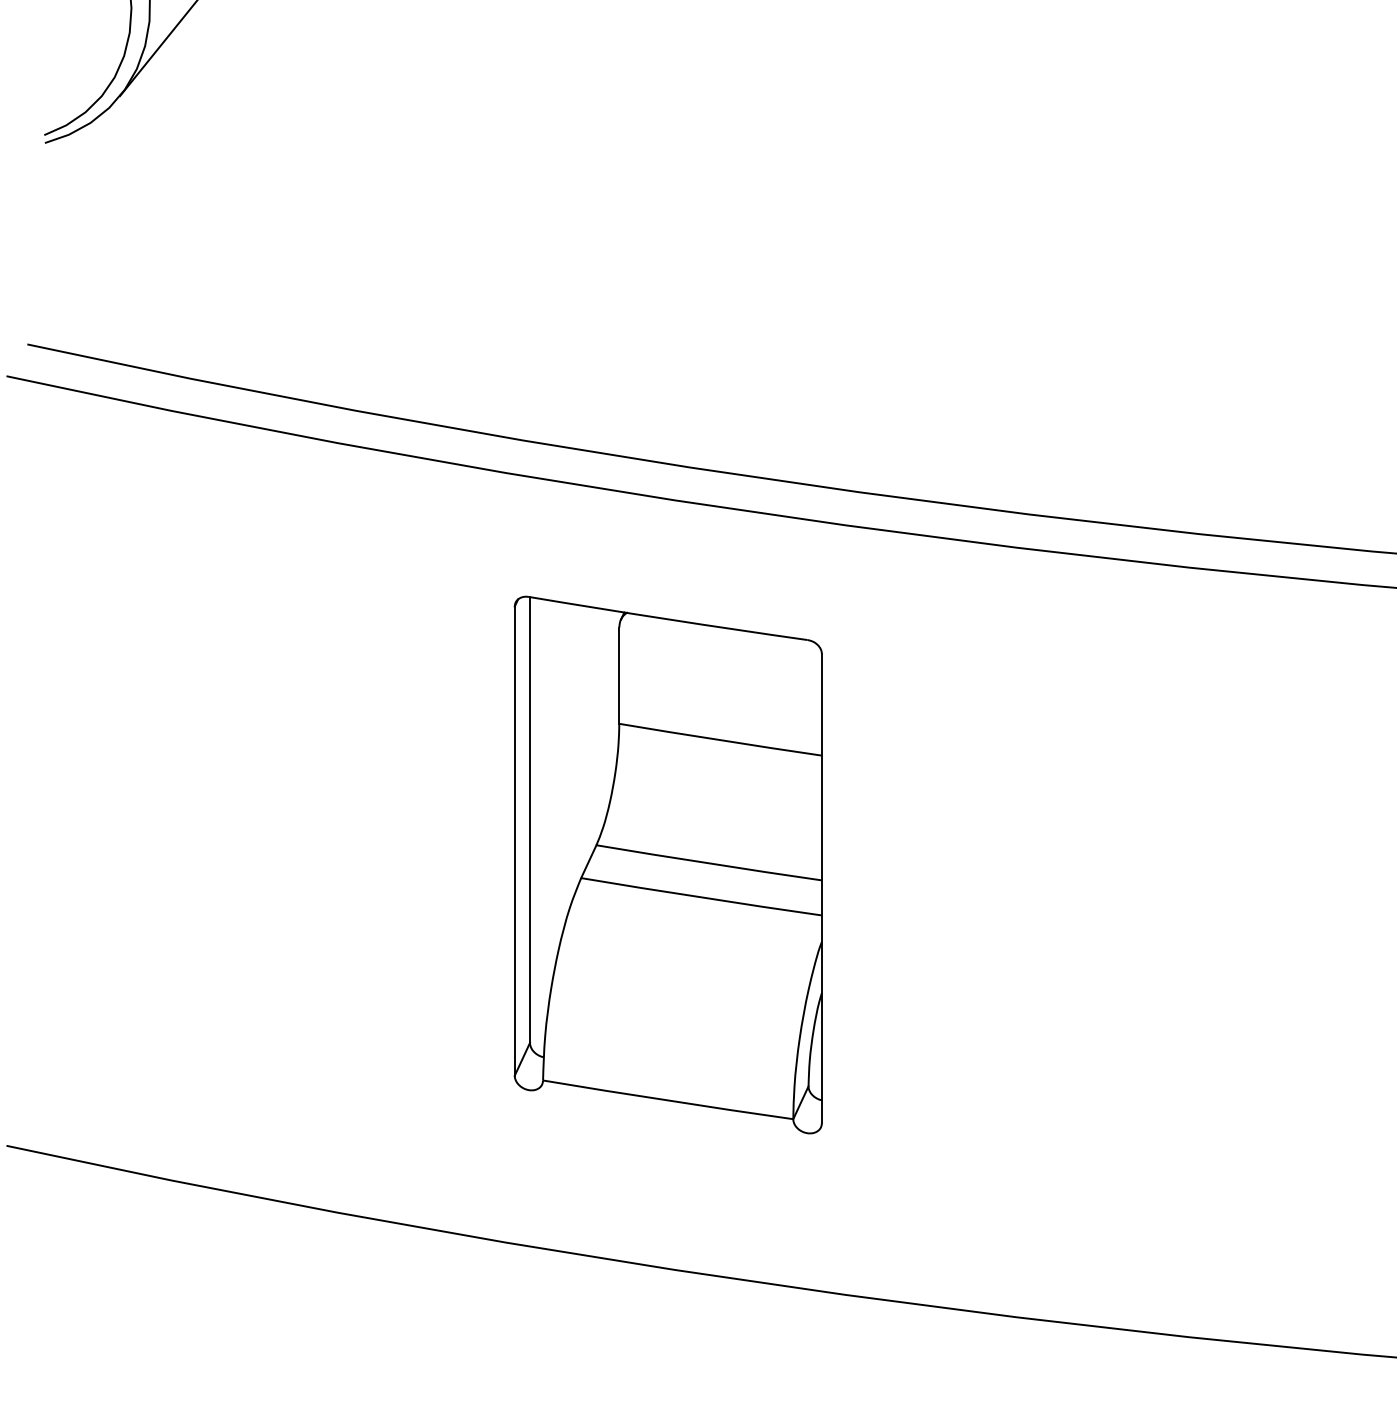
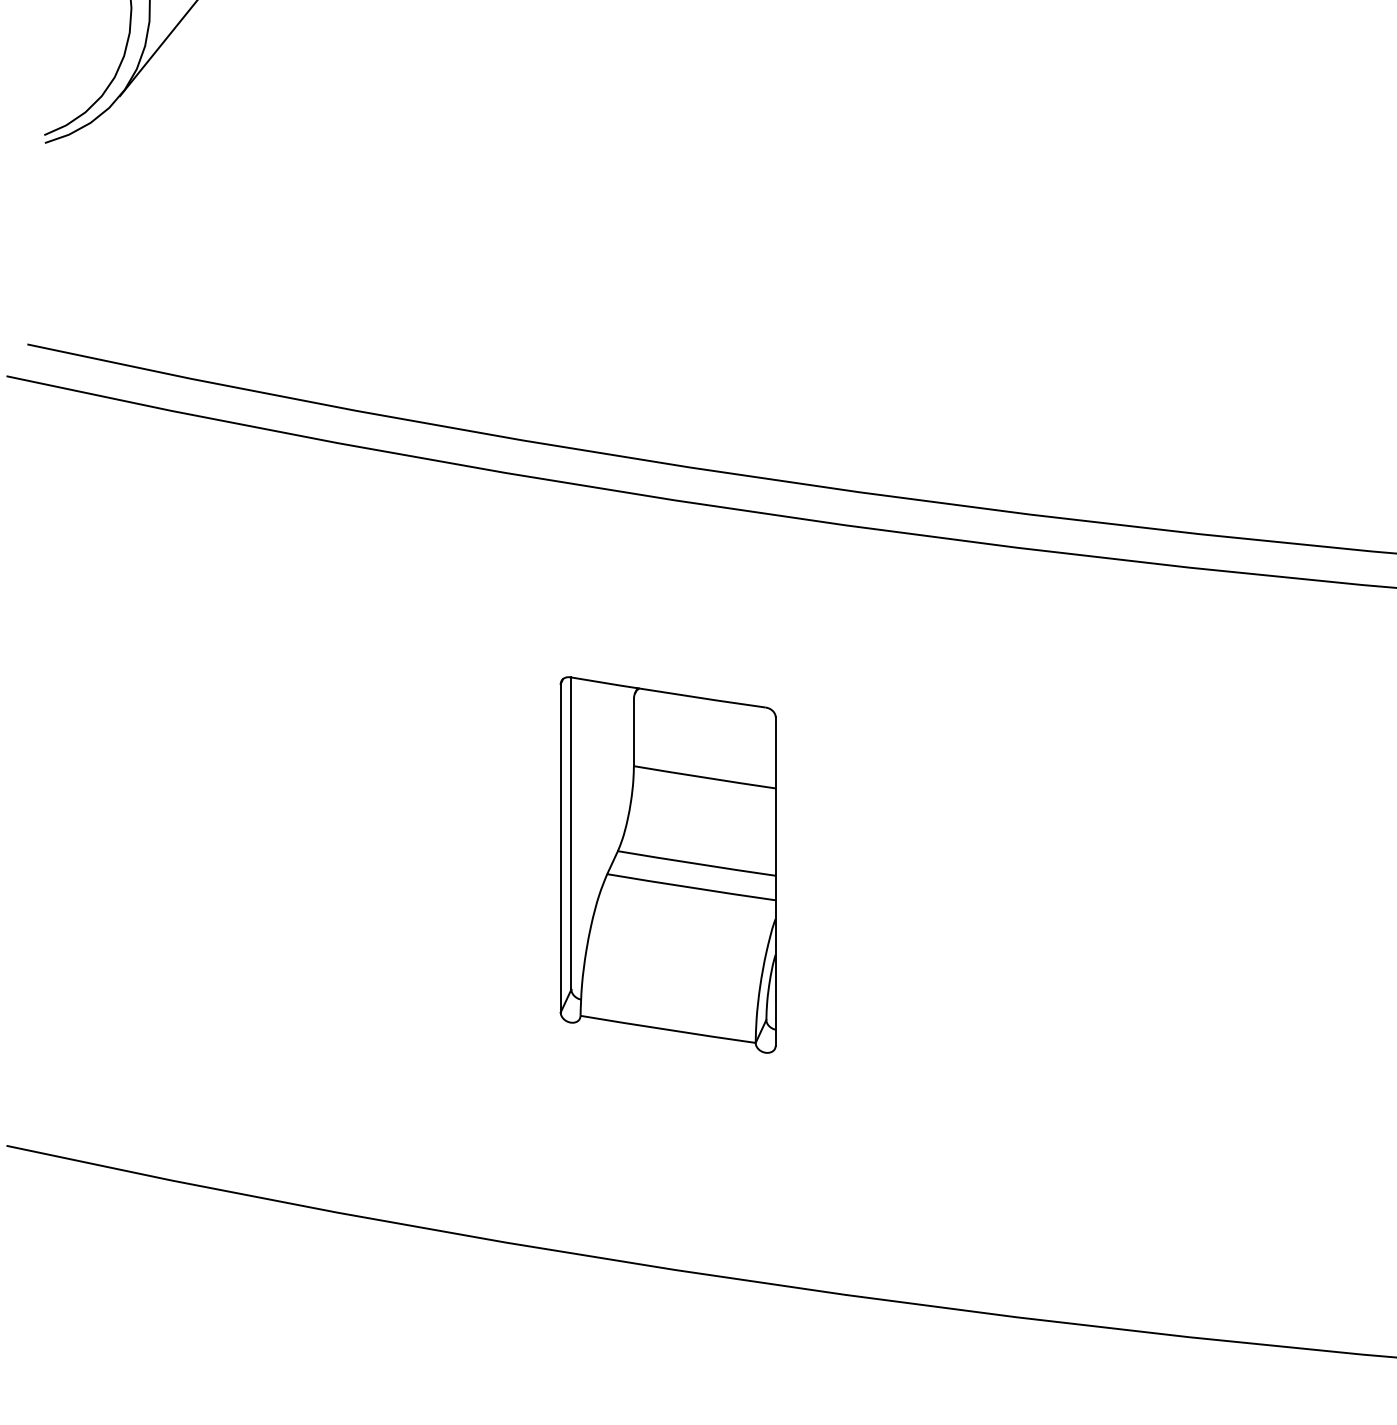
part size: 310x540 px -> 218x378 px (667, 864)
